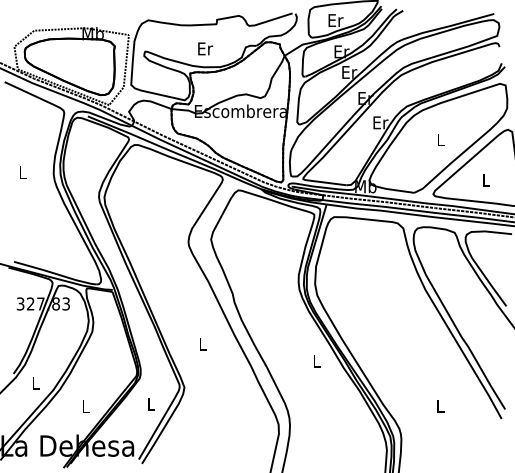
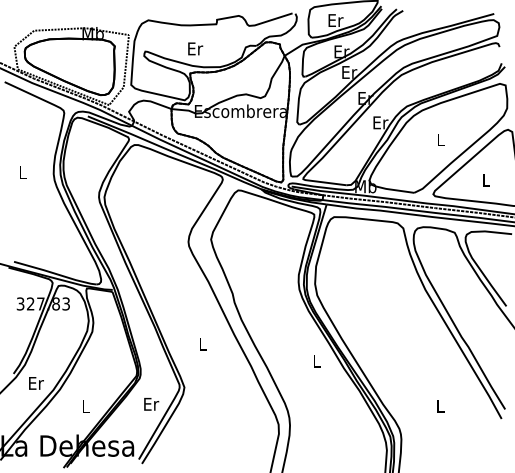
text position: (205, 48) -> (195, 48) (195, 48)
text: L -> Er (36, 383)
text: L -> Er (151, 403)
